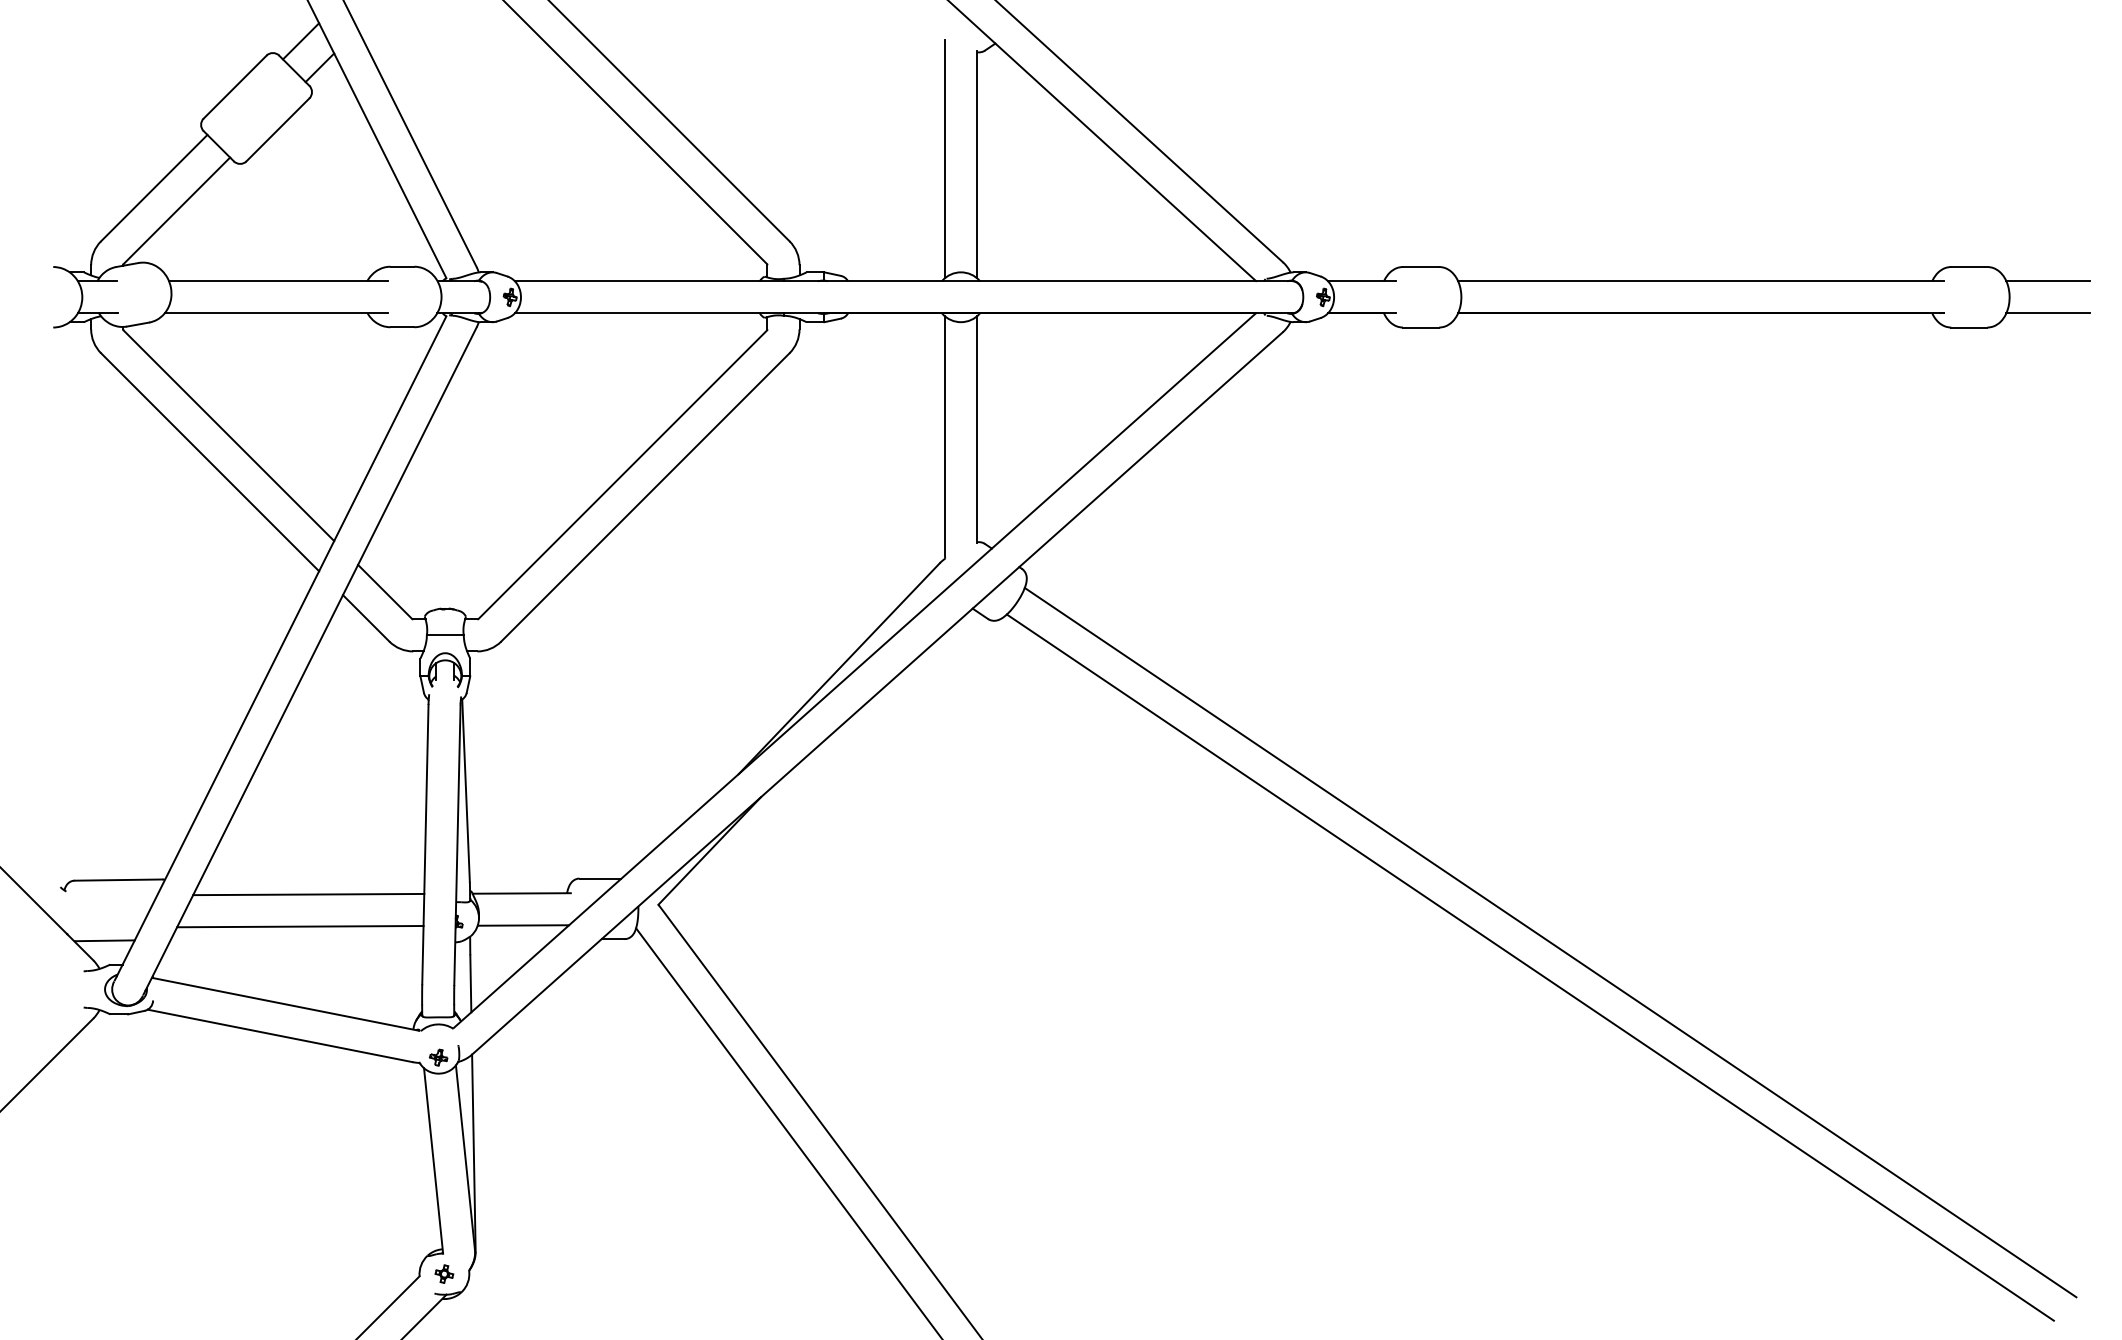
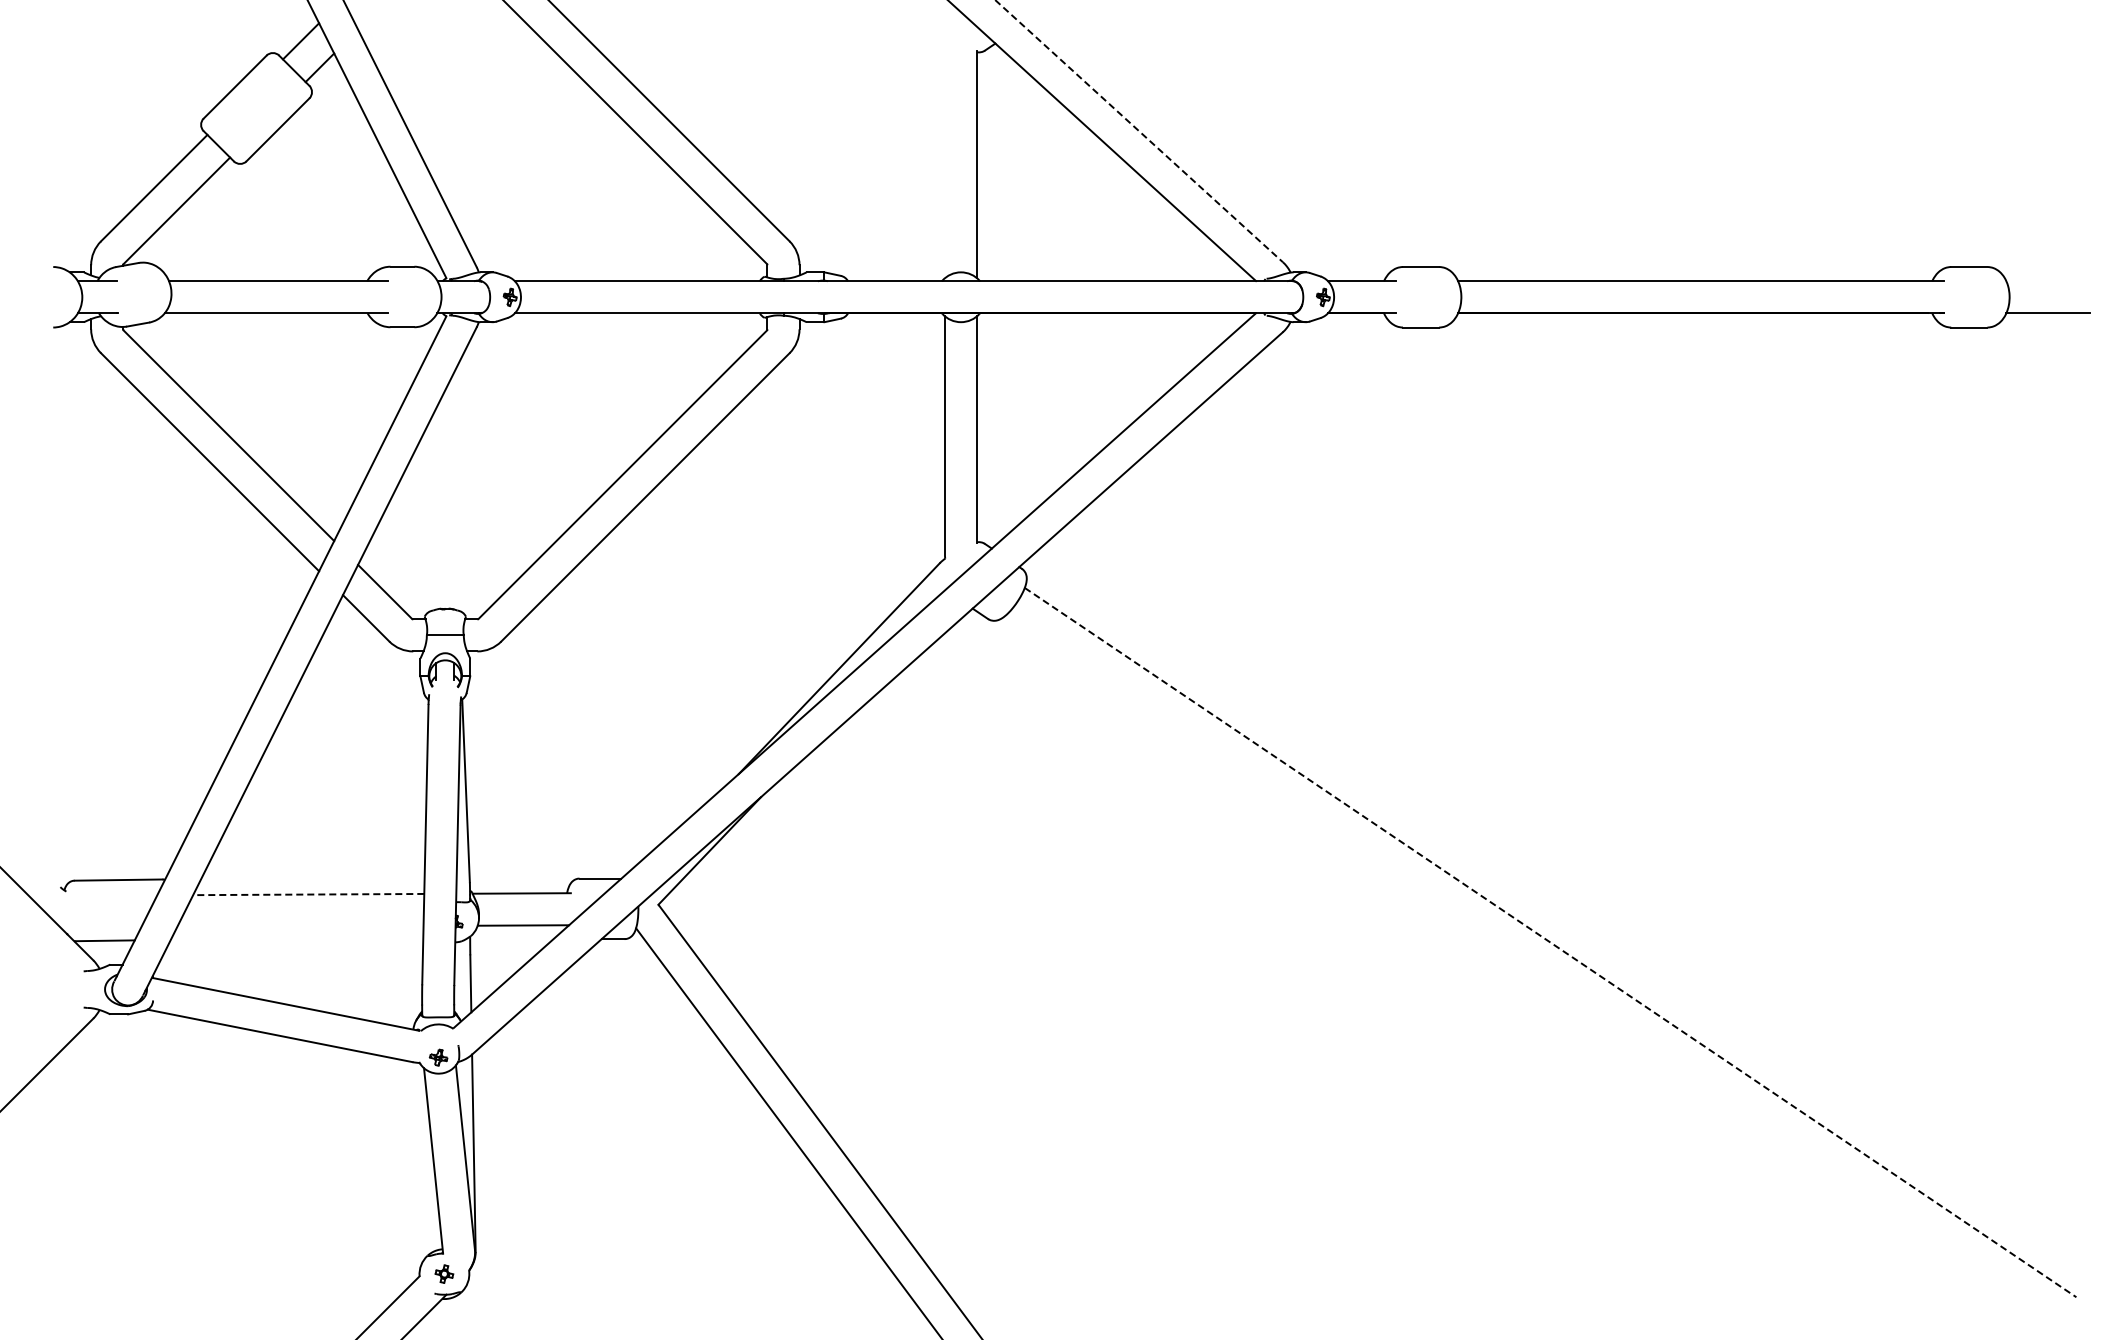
line: solid -> dashed (1139, 131)
line: present -> none (944, 159)
line: present -> none (2047, 281)
line: solid -> dashed (308, 894)
line: present -> none (300, 926)
line: solid -> dashed (1551, 942)
line: present -> none (1529, 967)
